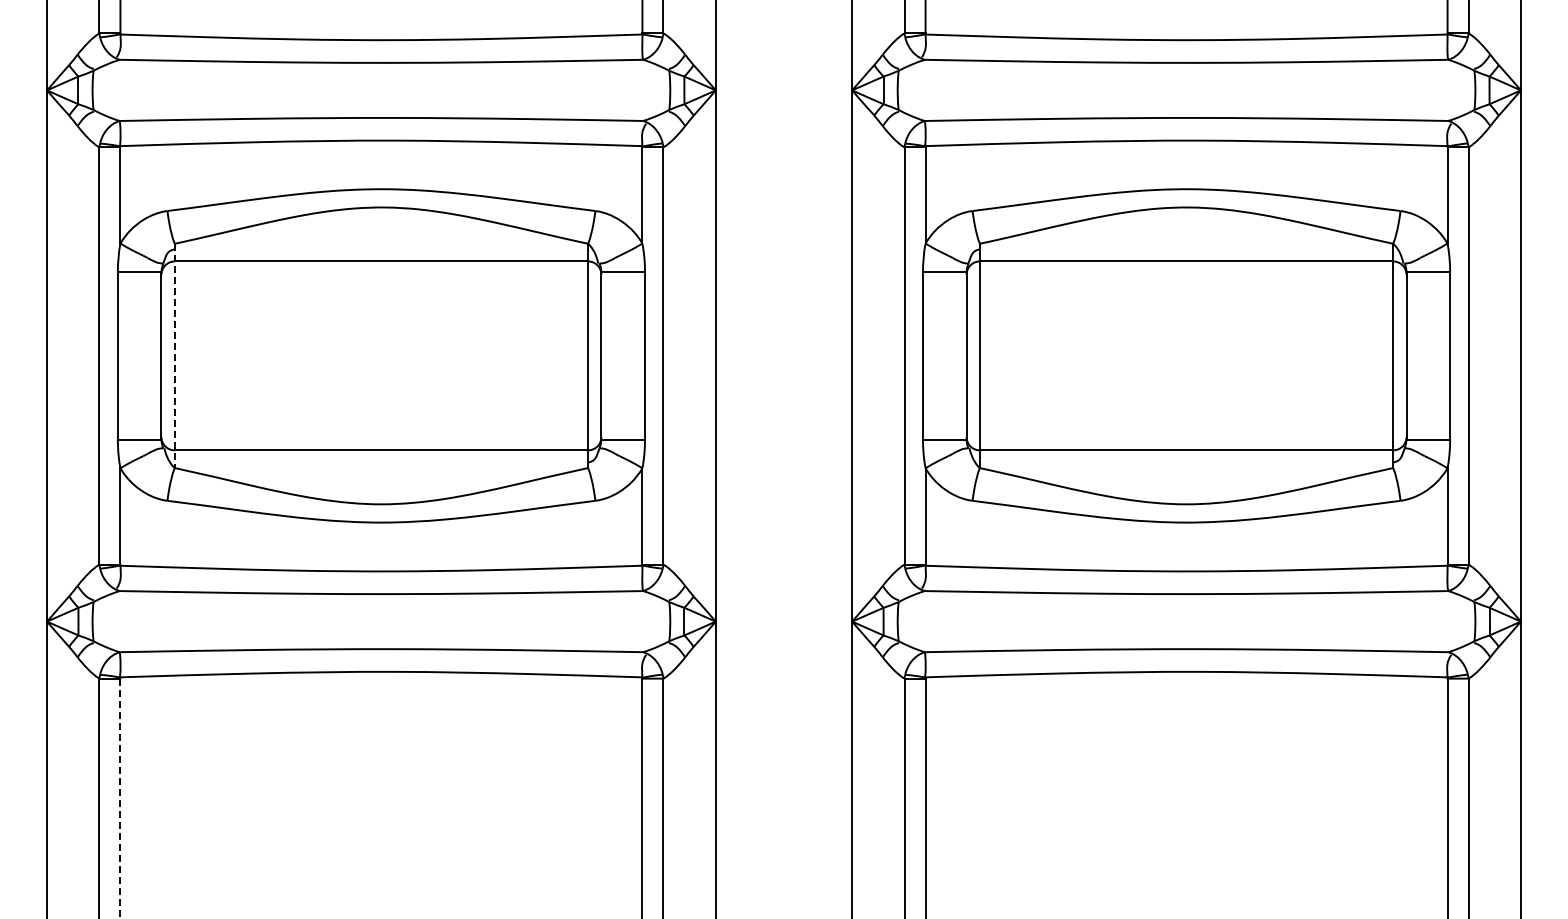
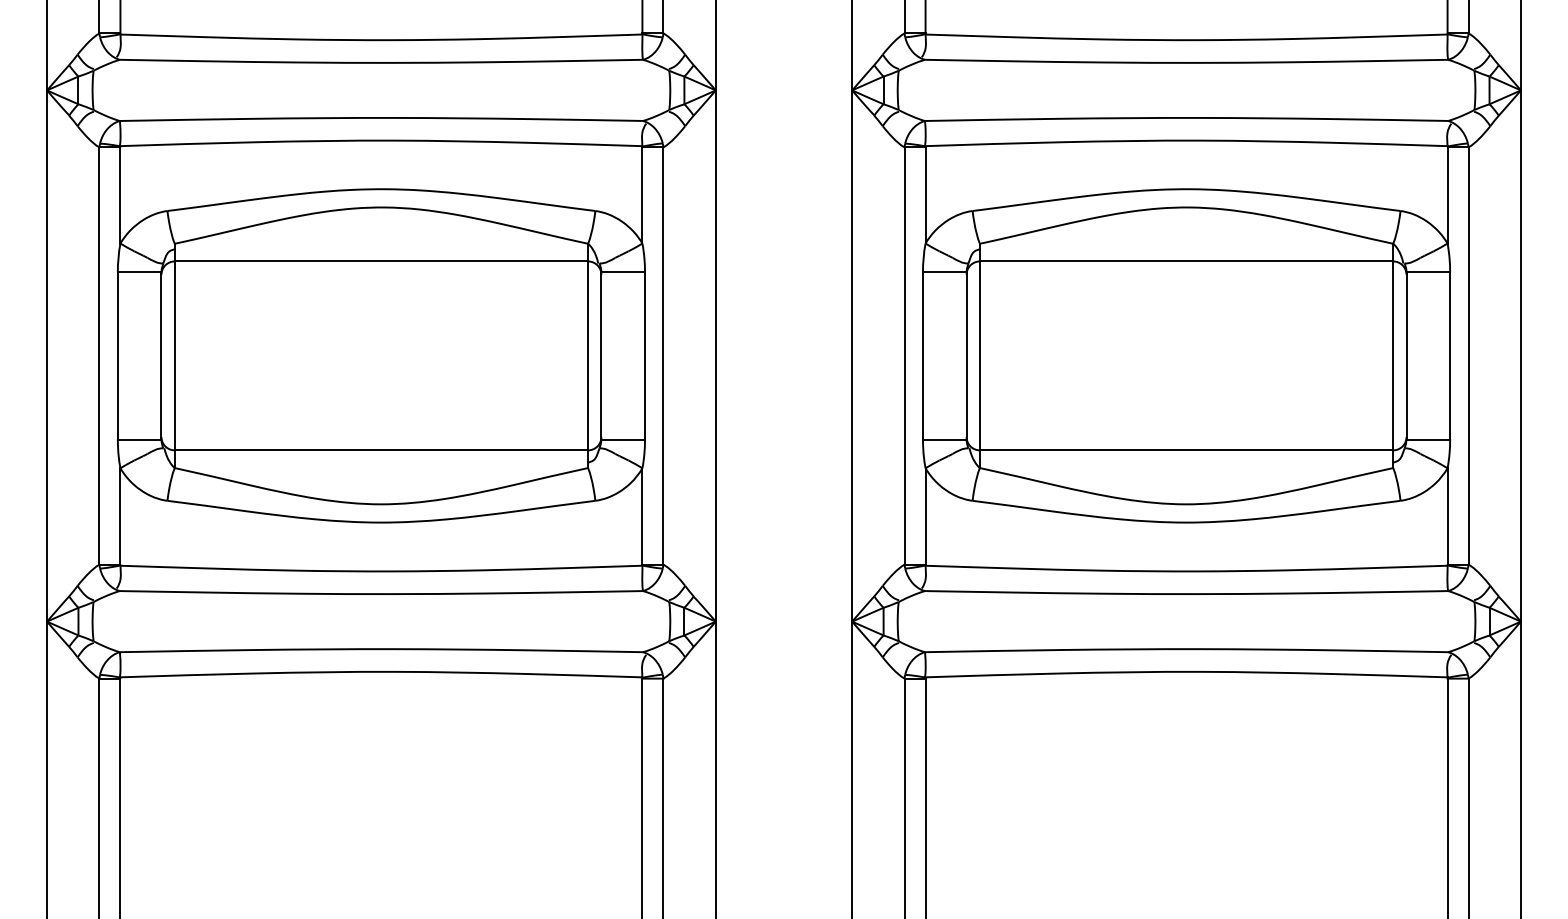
line: dashed -> solid (174, 356)
line: dashed -> solid (120, 798)
